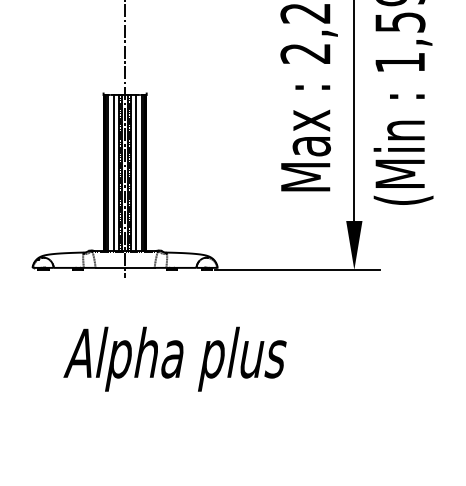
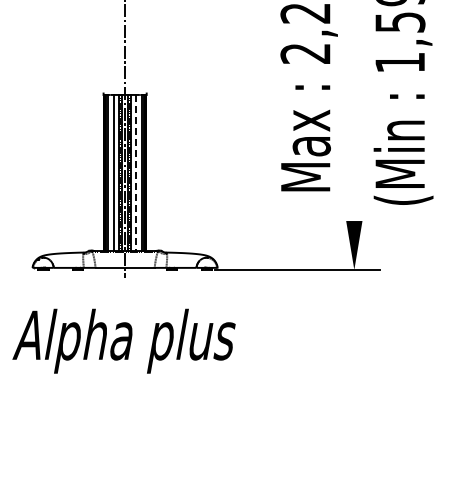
line: present -> none (354, 111)
line: solid -> dashed (136, 172)
text position: (174, 358) -> (123, 340) (123, 340)
